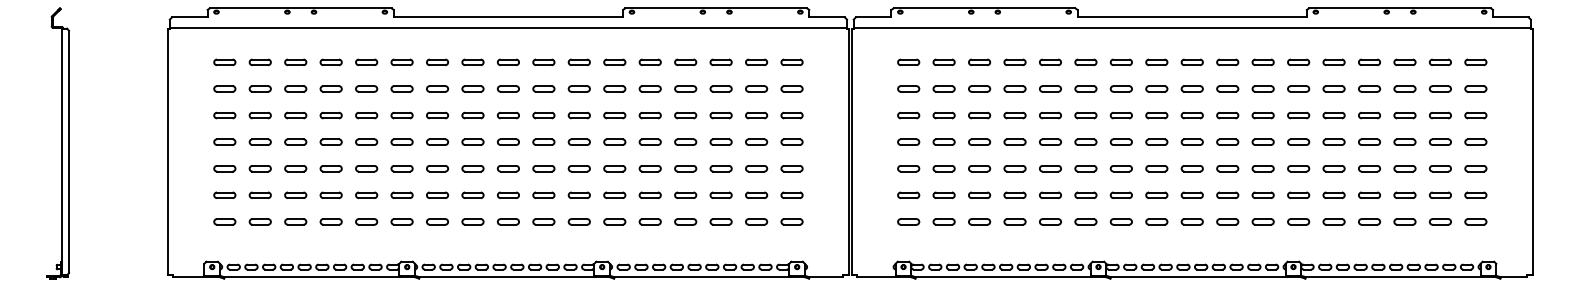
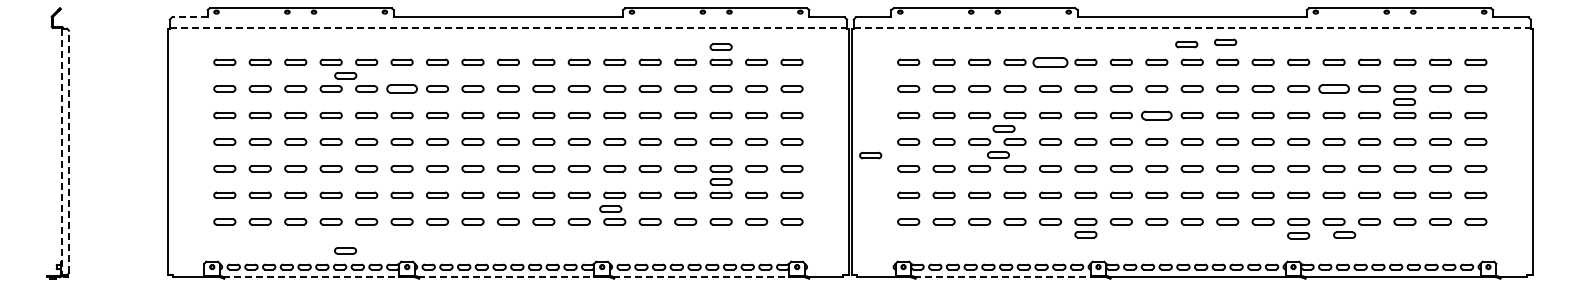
line: solid -> dashed (189, 17)
line: solid -> dashed (508, 27)
line: solid -> dashed (1192, 27)
part: none -> present (1225, 42)
part: none -> present (1186, 44)
part: none -> present (720, 46)
part size: 23x8 px -> 37x11 px (1050, 62)
part: none -> present (345, 75)
part size: 24x8 px -> 32x10 px (401, 88)
part size: 24x8 px -> 32x10 px (1333, 88)
part: none -> present (1404, 101)
part size: 24x9 px -> 32x11 px (1156, 115)
part: none -> present (1003, 128)
line: solid -> dashed (69, 151)
line: solid -> dashed (62, 152)
part: none -> present (998, 154)
part: none -> present (870, 155)
part: none -> present (720, 181)
part: none -> present (610, 208)
part: none -> present (1085, 234)
part: none -> present (1344, 234)
part: none -> present (1298, 235)
part: none -> present (345, 250)
line: solid -> dashed (311, 276)
line: solid -> dashed (506, 276)
line: solid -> dashed (701, 276)
line: solid -> dashed (1002, 276)
